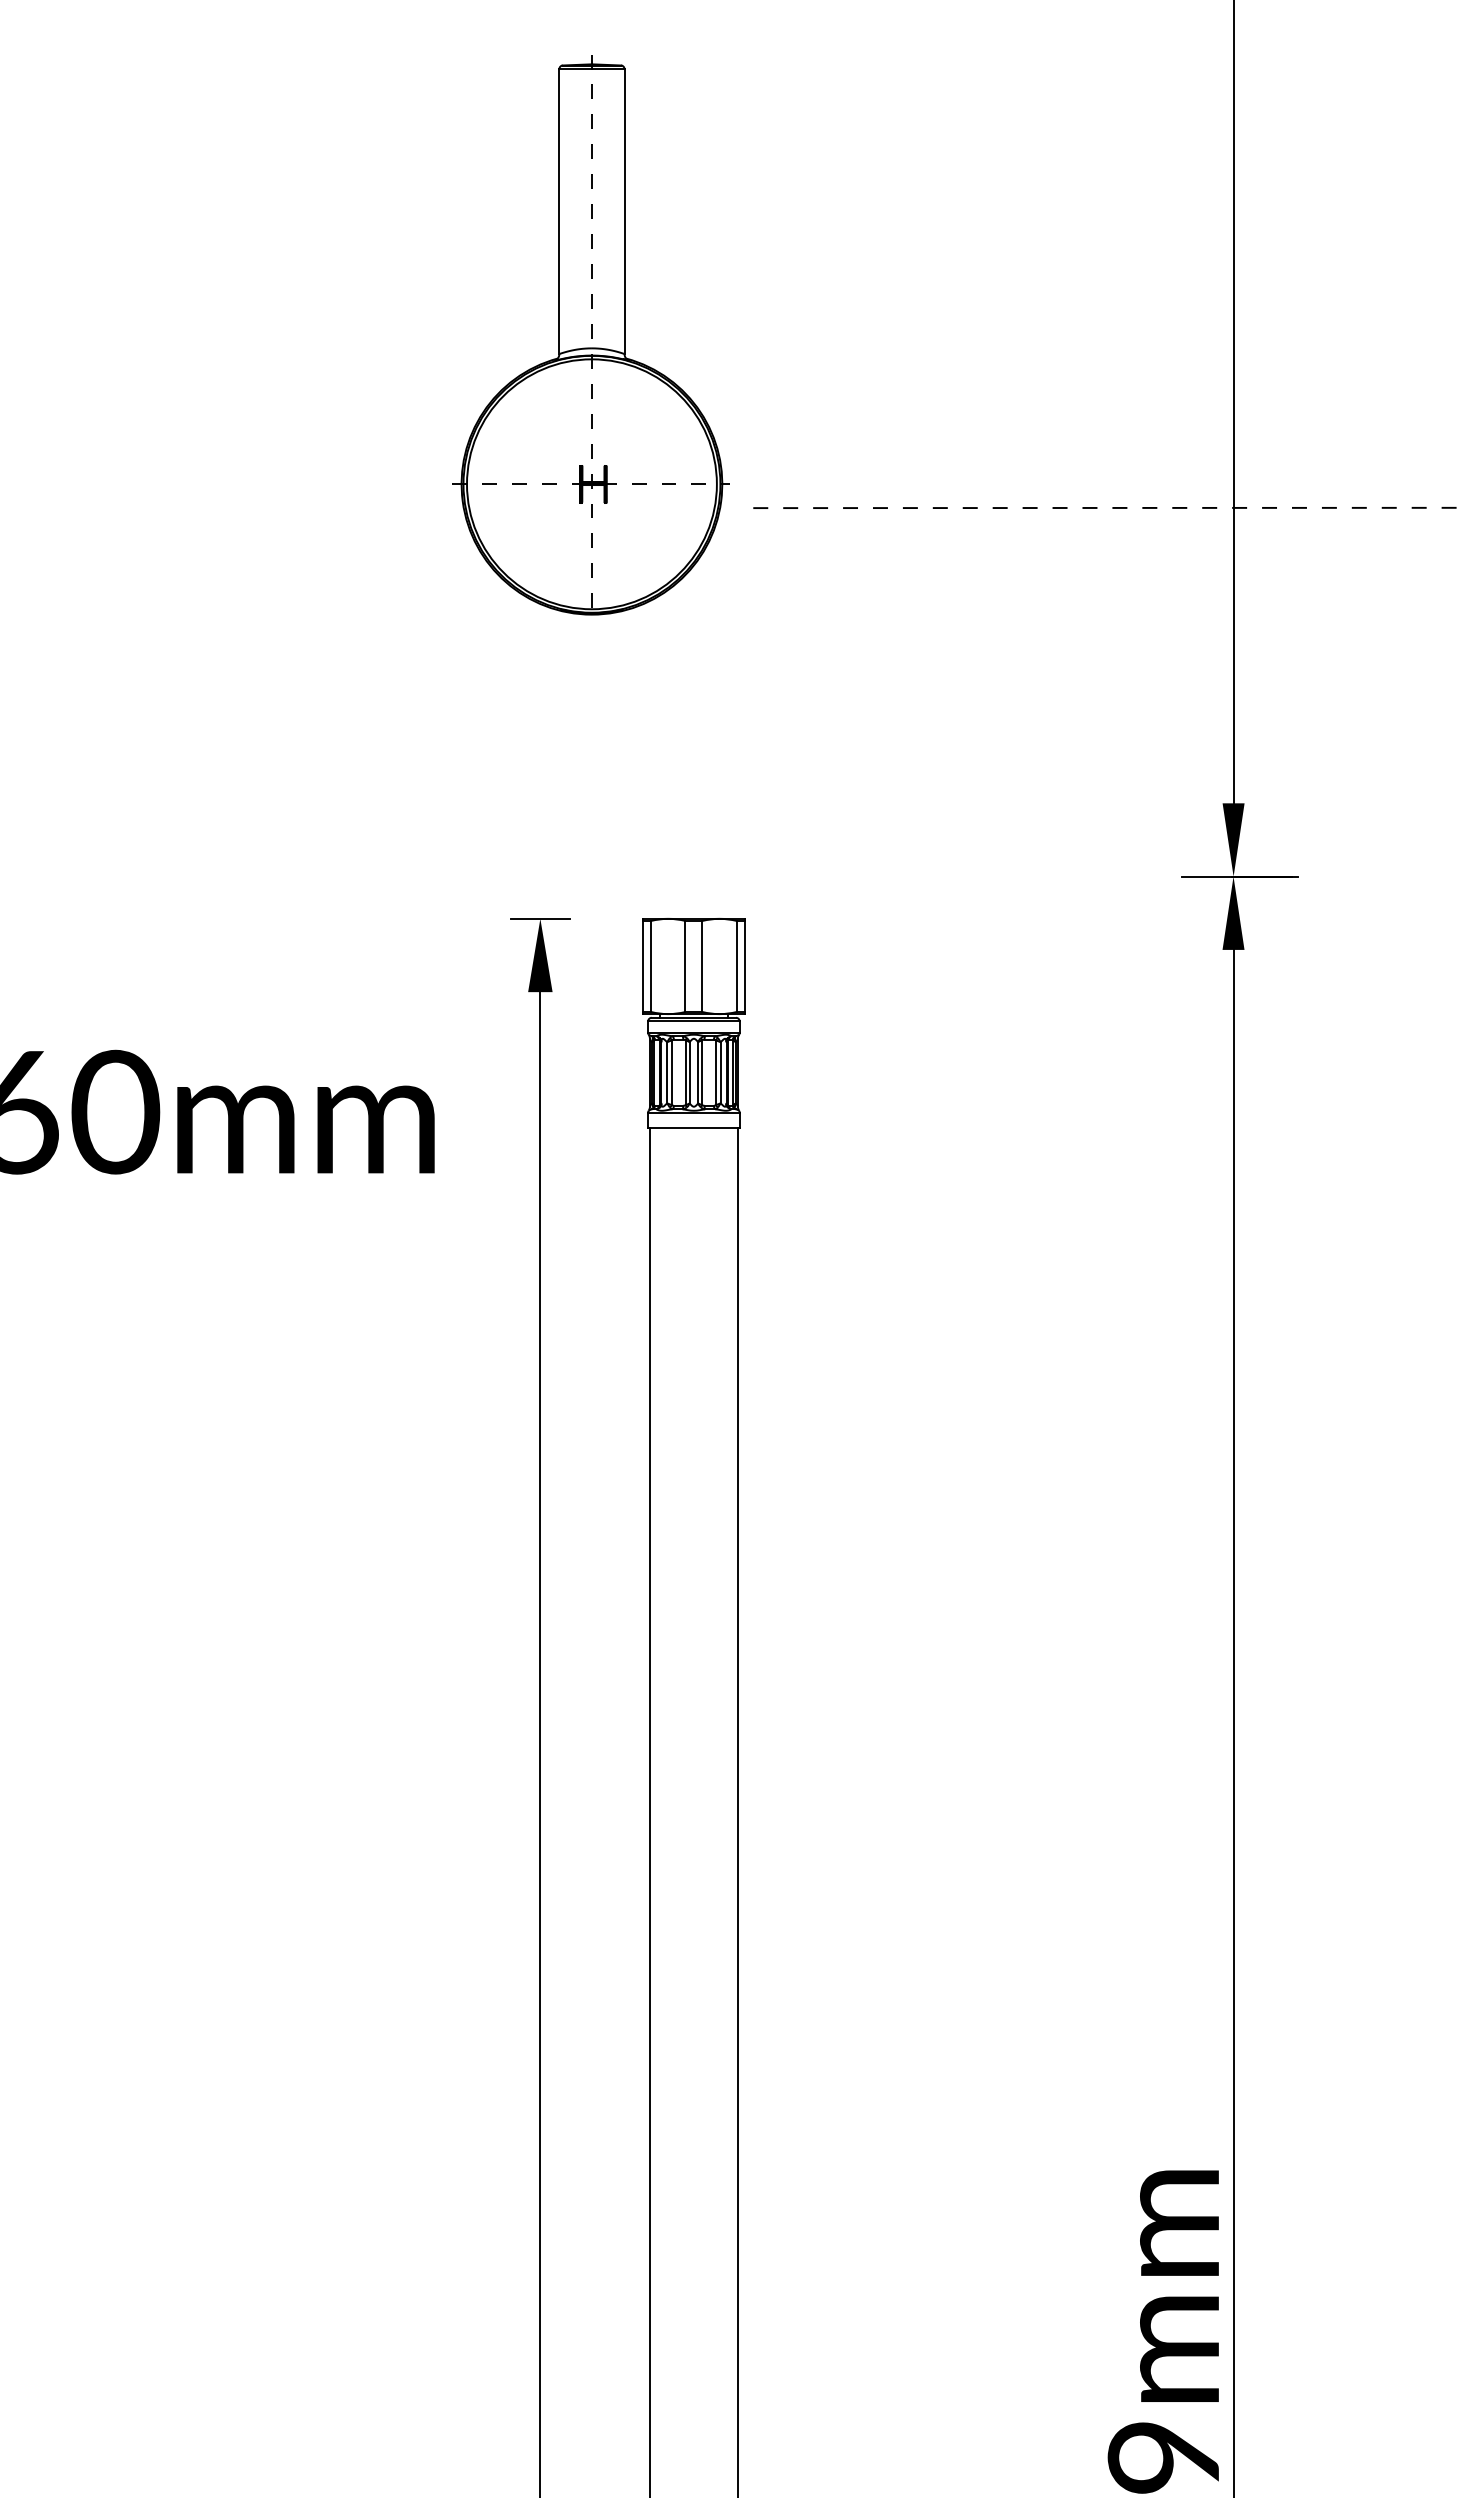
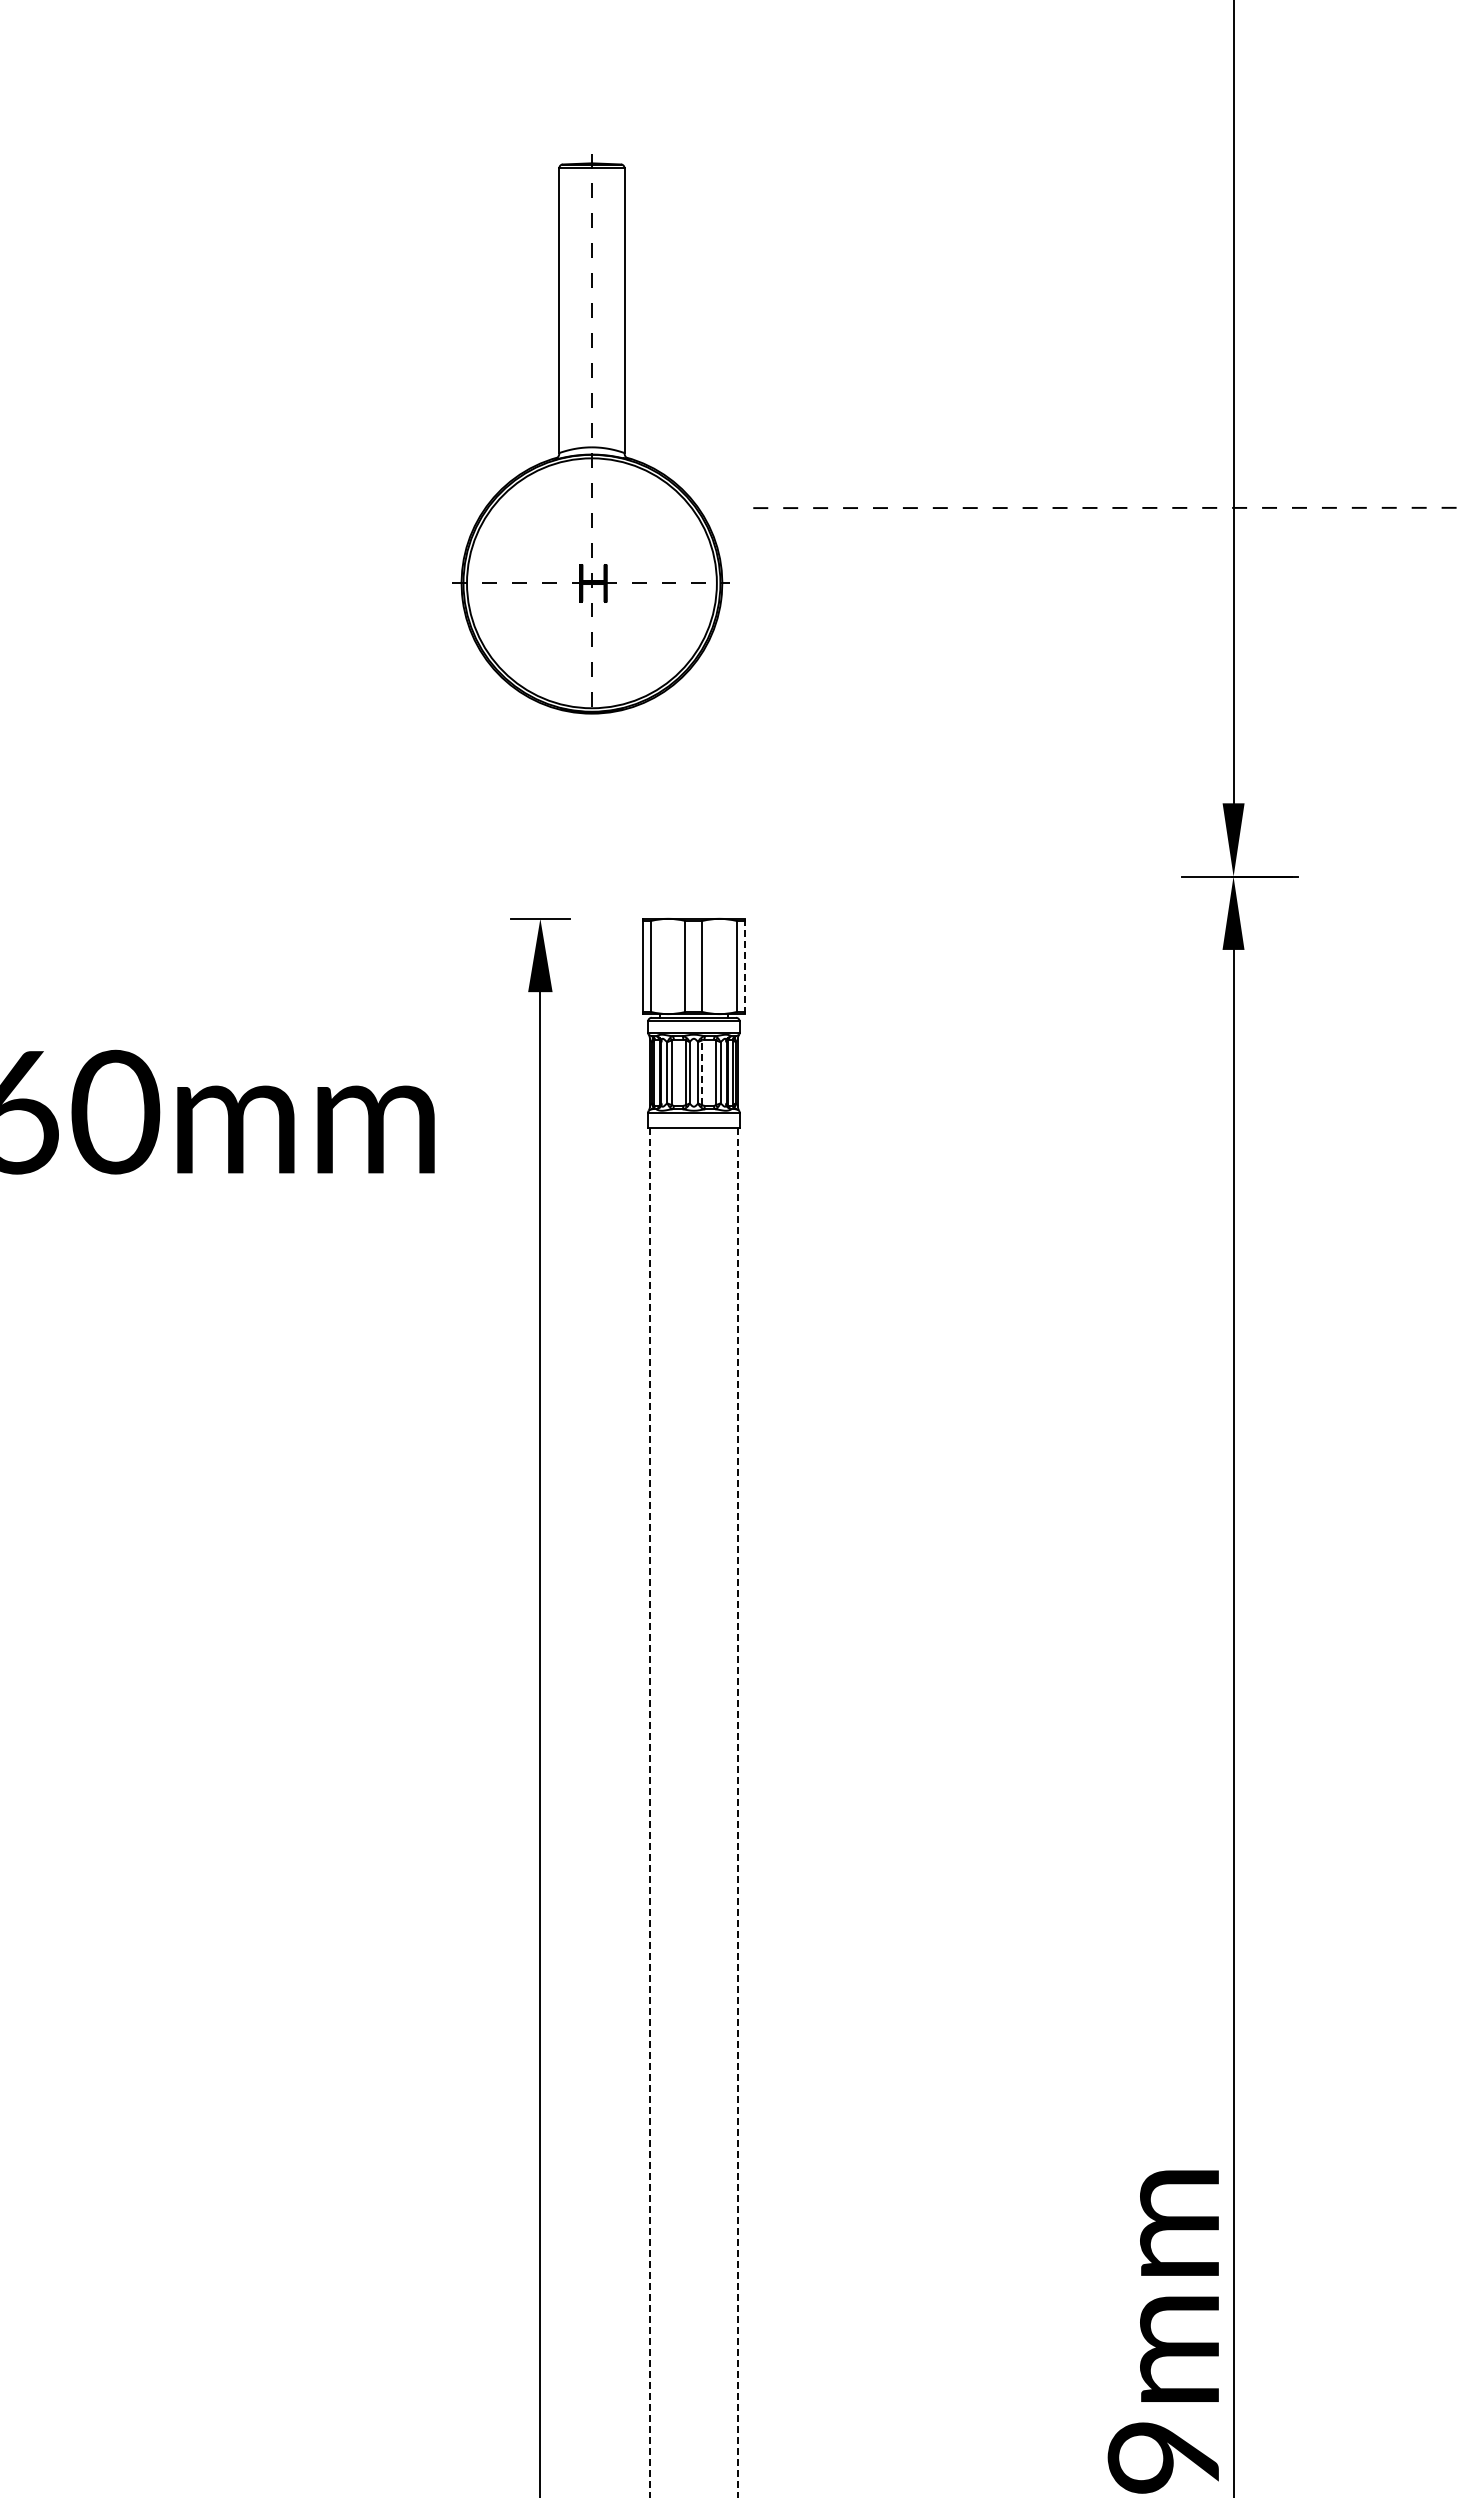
part position: (590, 335) -> (590, 434) (590, 434)
line: solid -> dashed (745, 966)
line: solid -> dashed (702, 1072)
line: solid -> dashed (649, 1812)
line: solid -> dashed (737, 1812)
